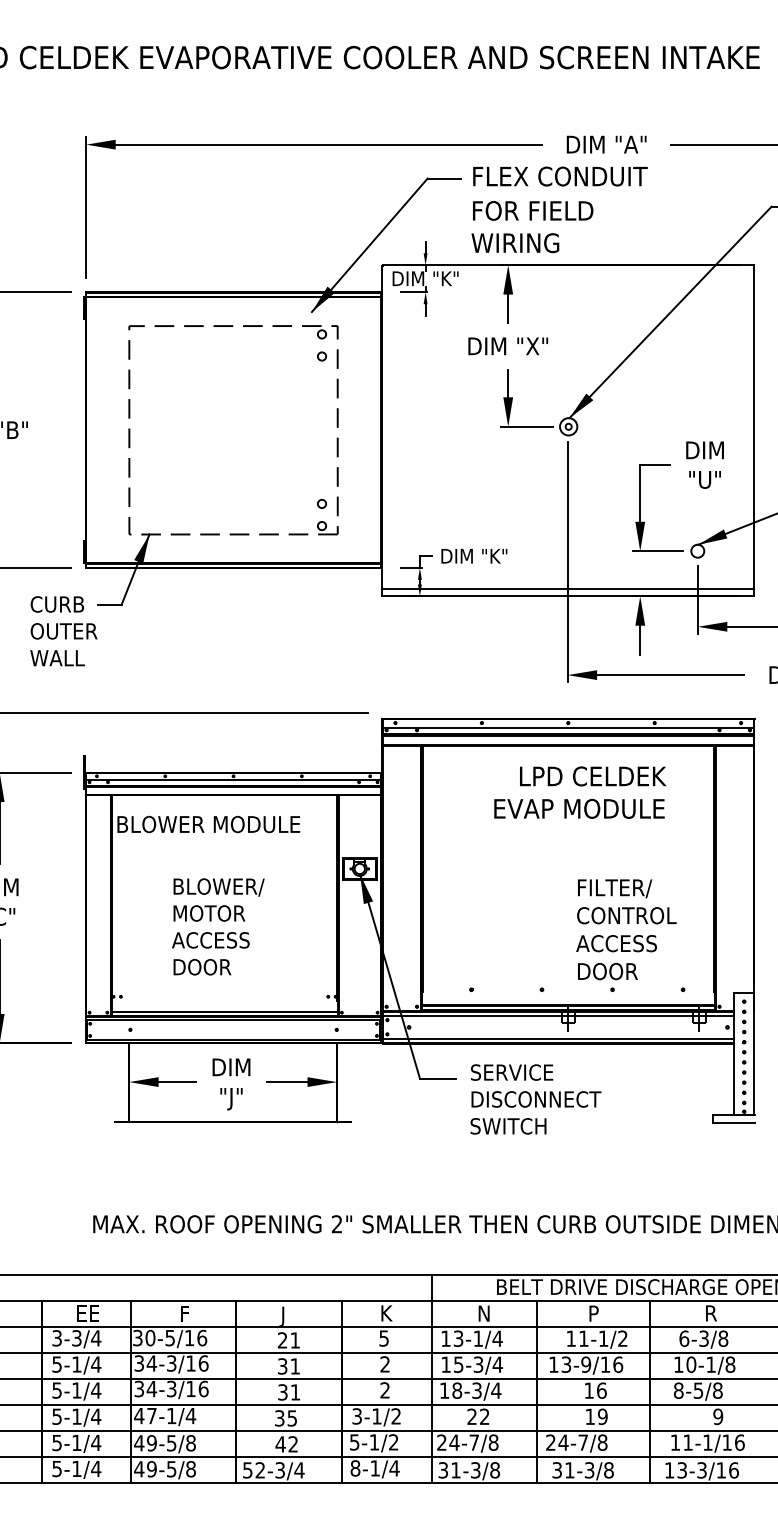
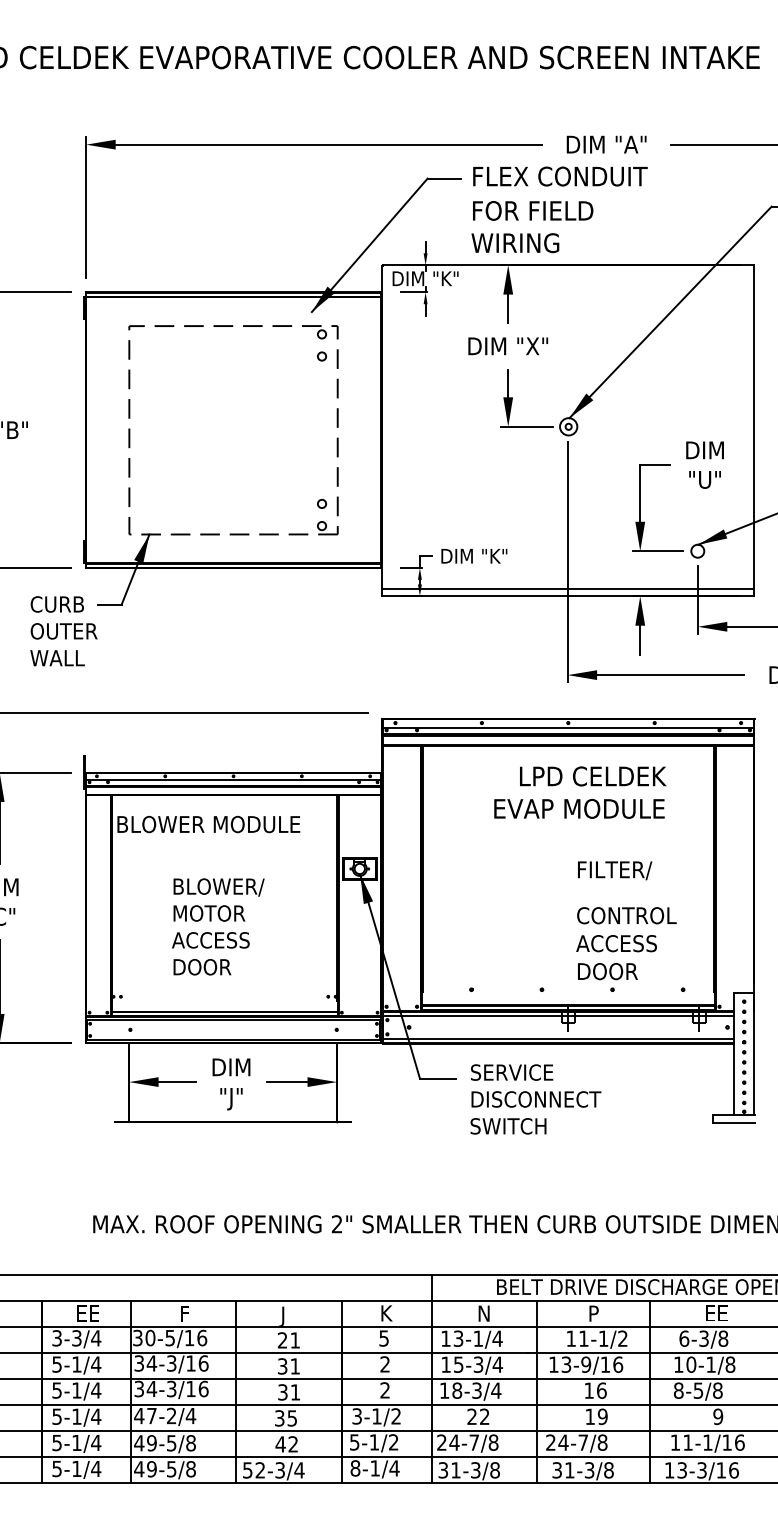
text position: (615, 888) -> (615, 870) (615, 870)
text: R -> EE (716, 1313)
text: 47-1/4 -> 47-2/4 (171, 1415)
